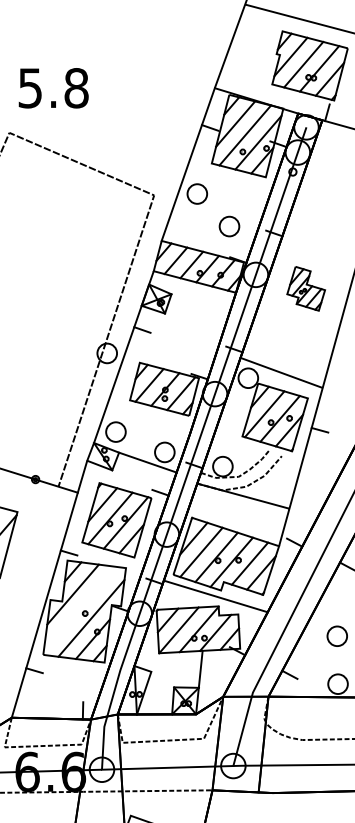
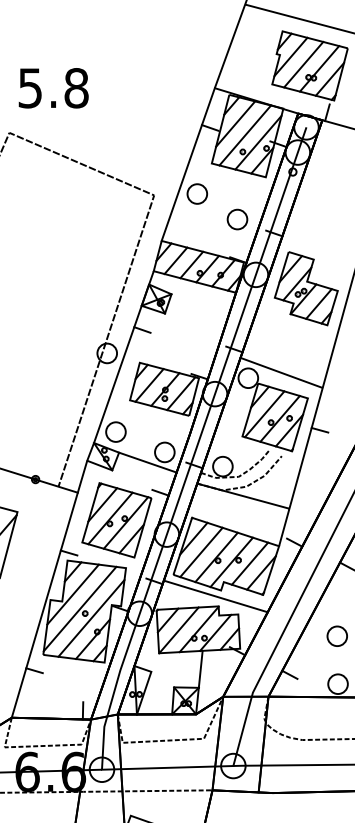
part position: (229, 226) -> (237, 219) (237, 219)
part size: 41x46 px -> 66x76 px (305, 288)
line: none -> present (79, 608)
